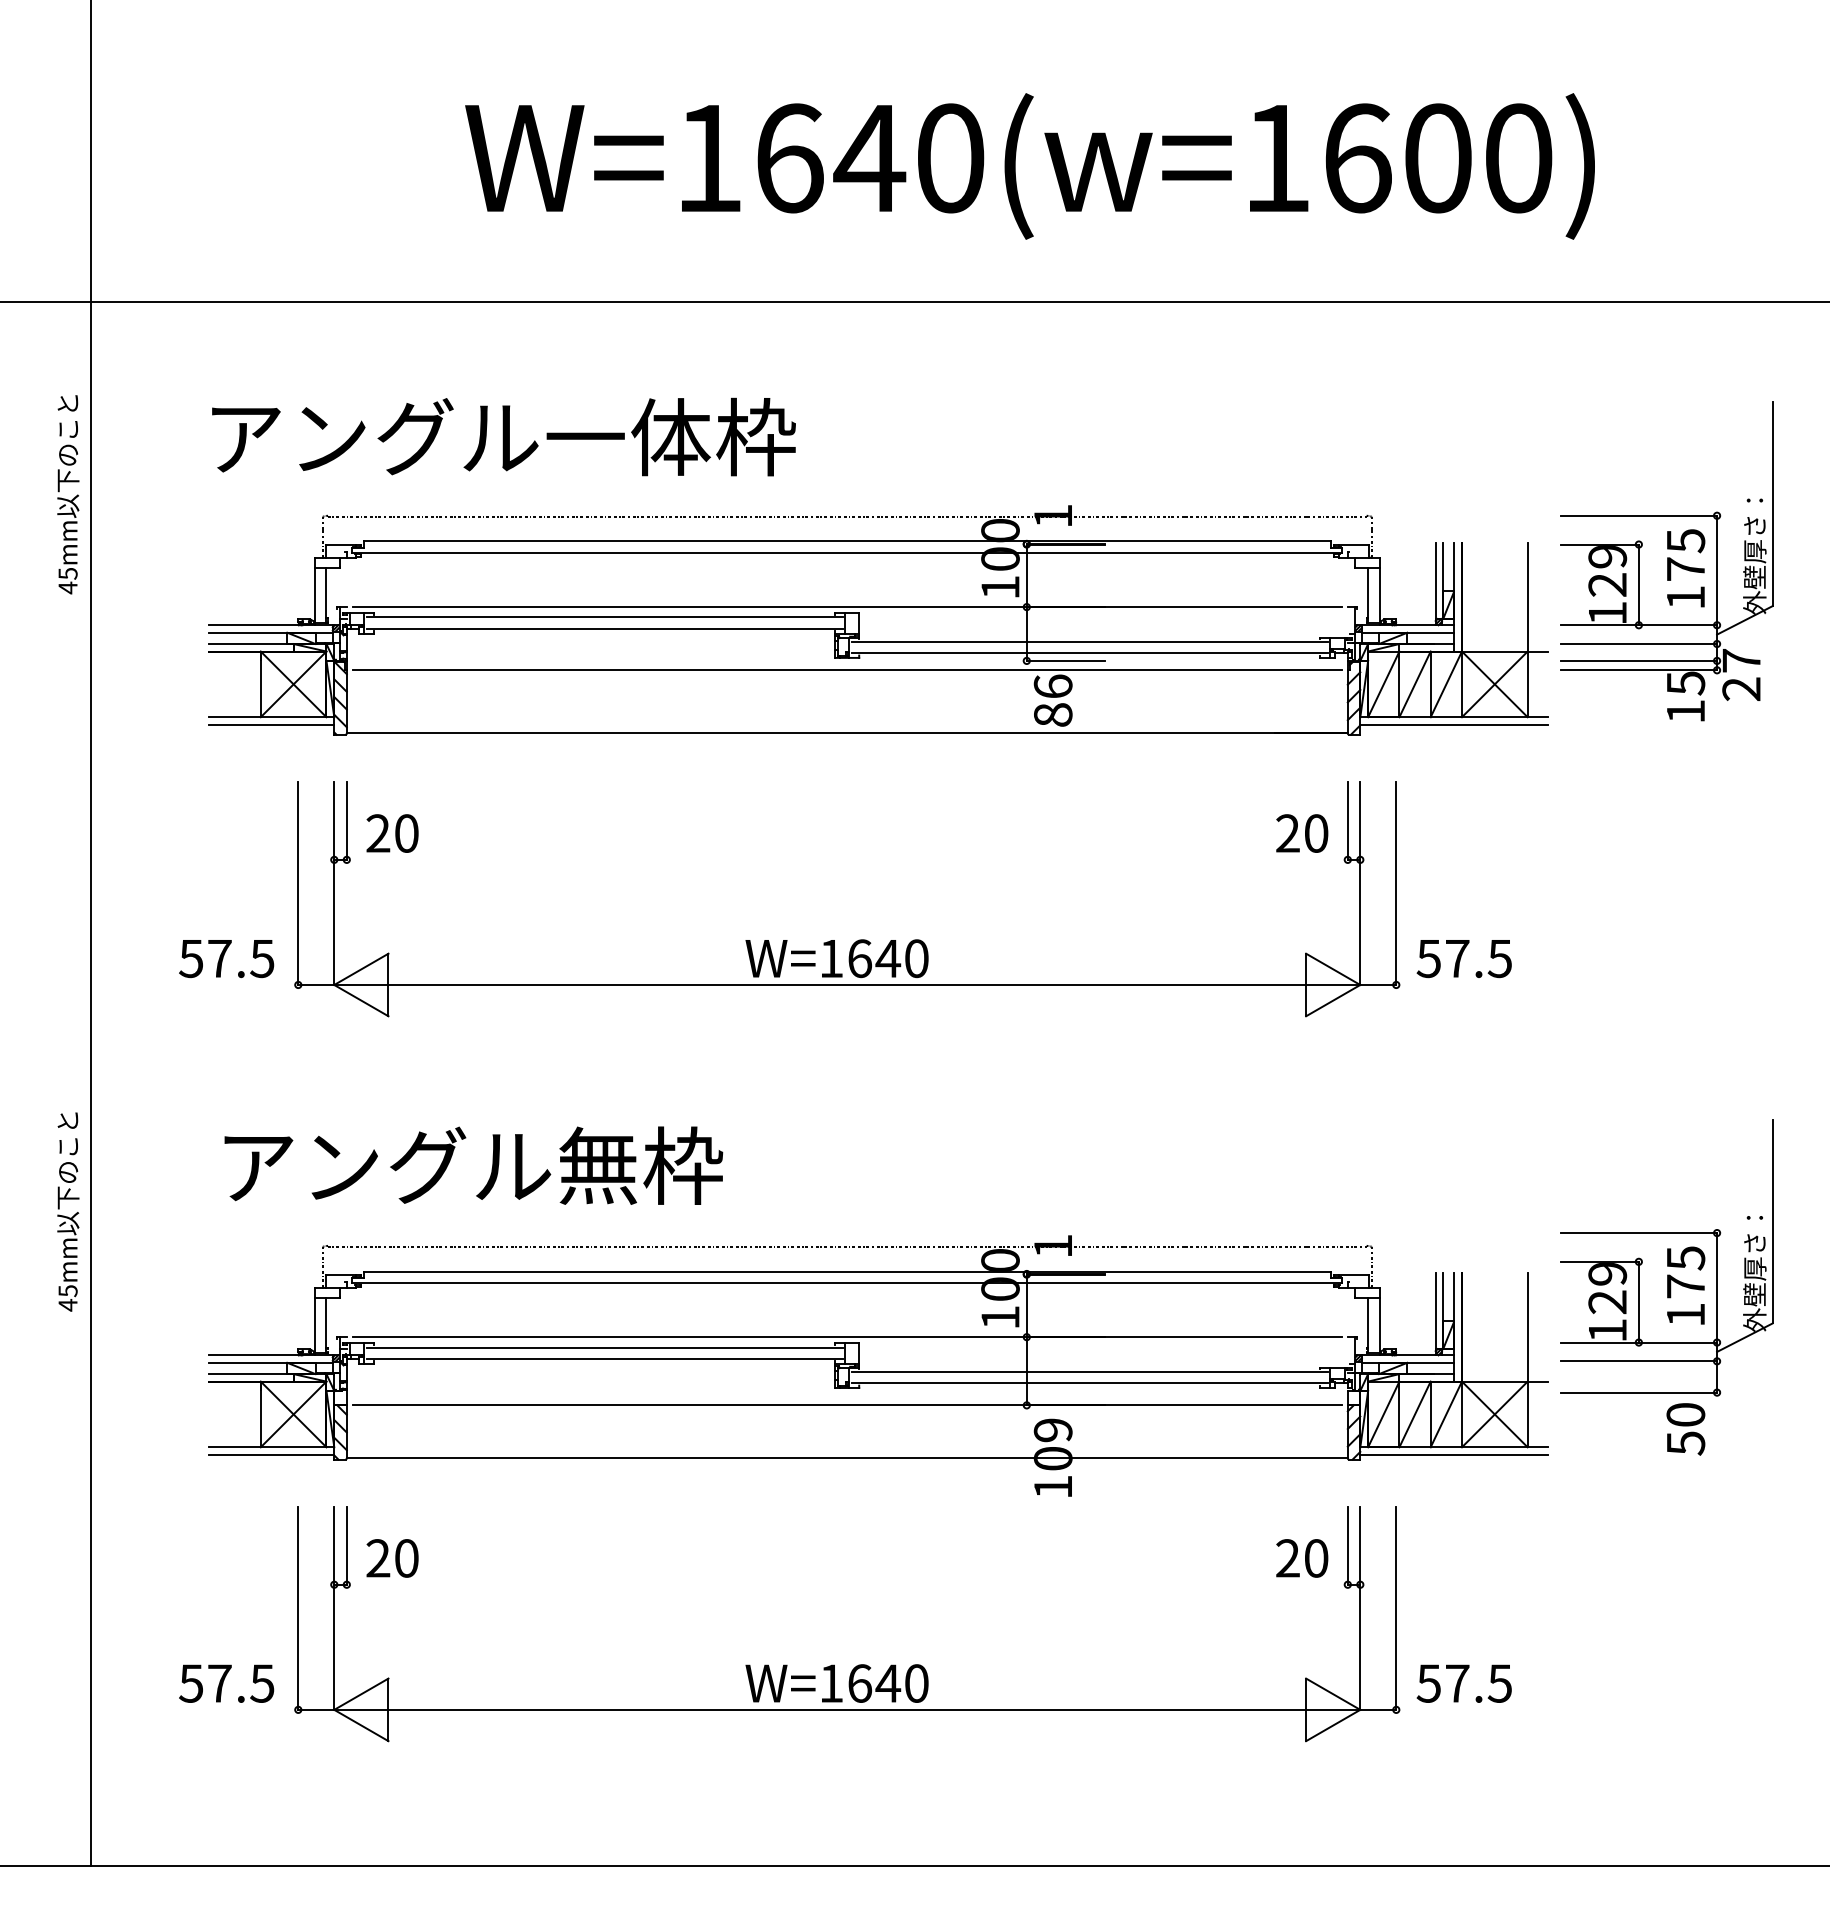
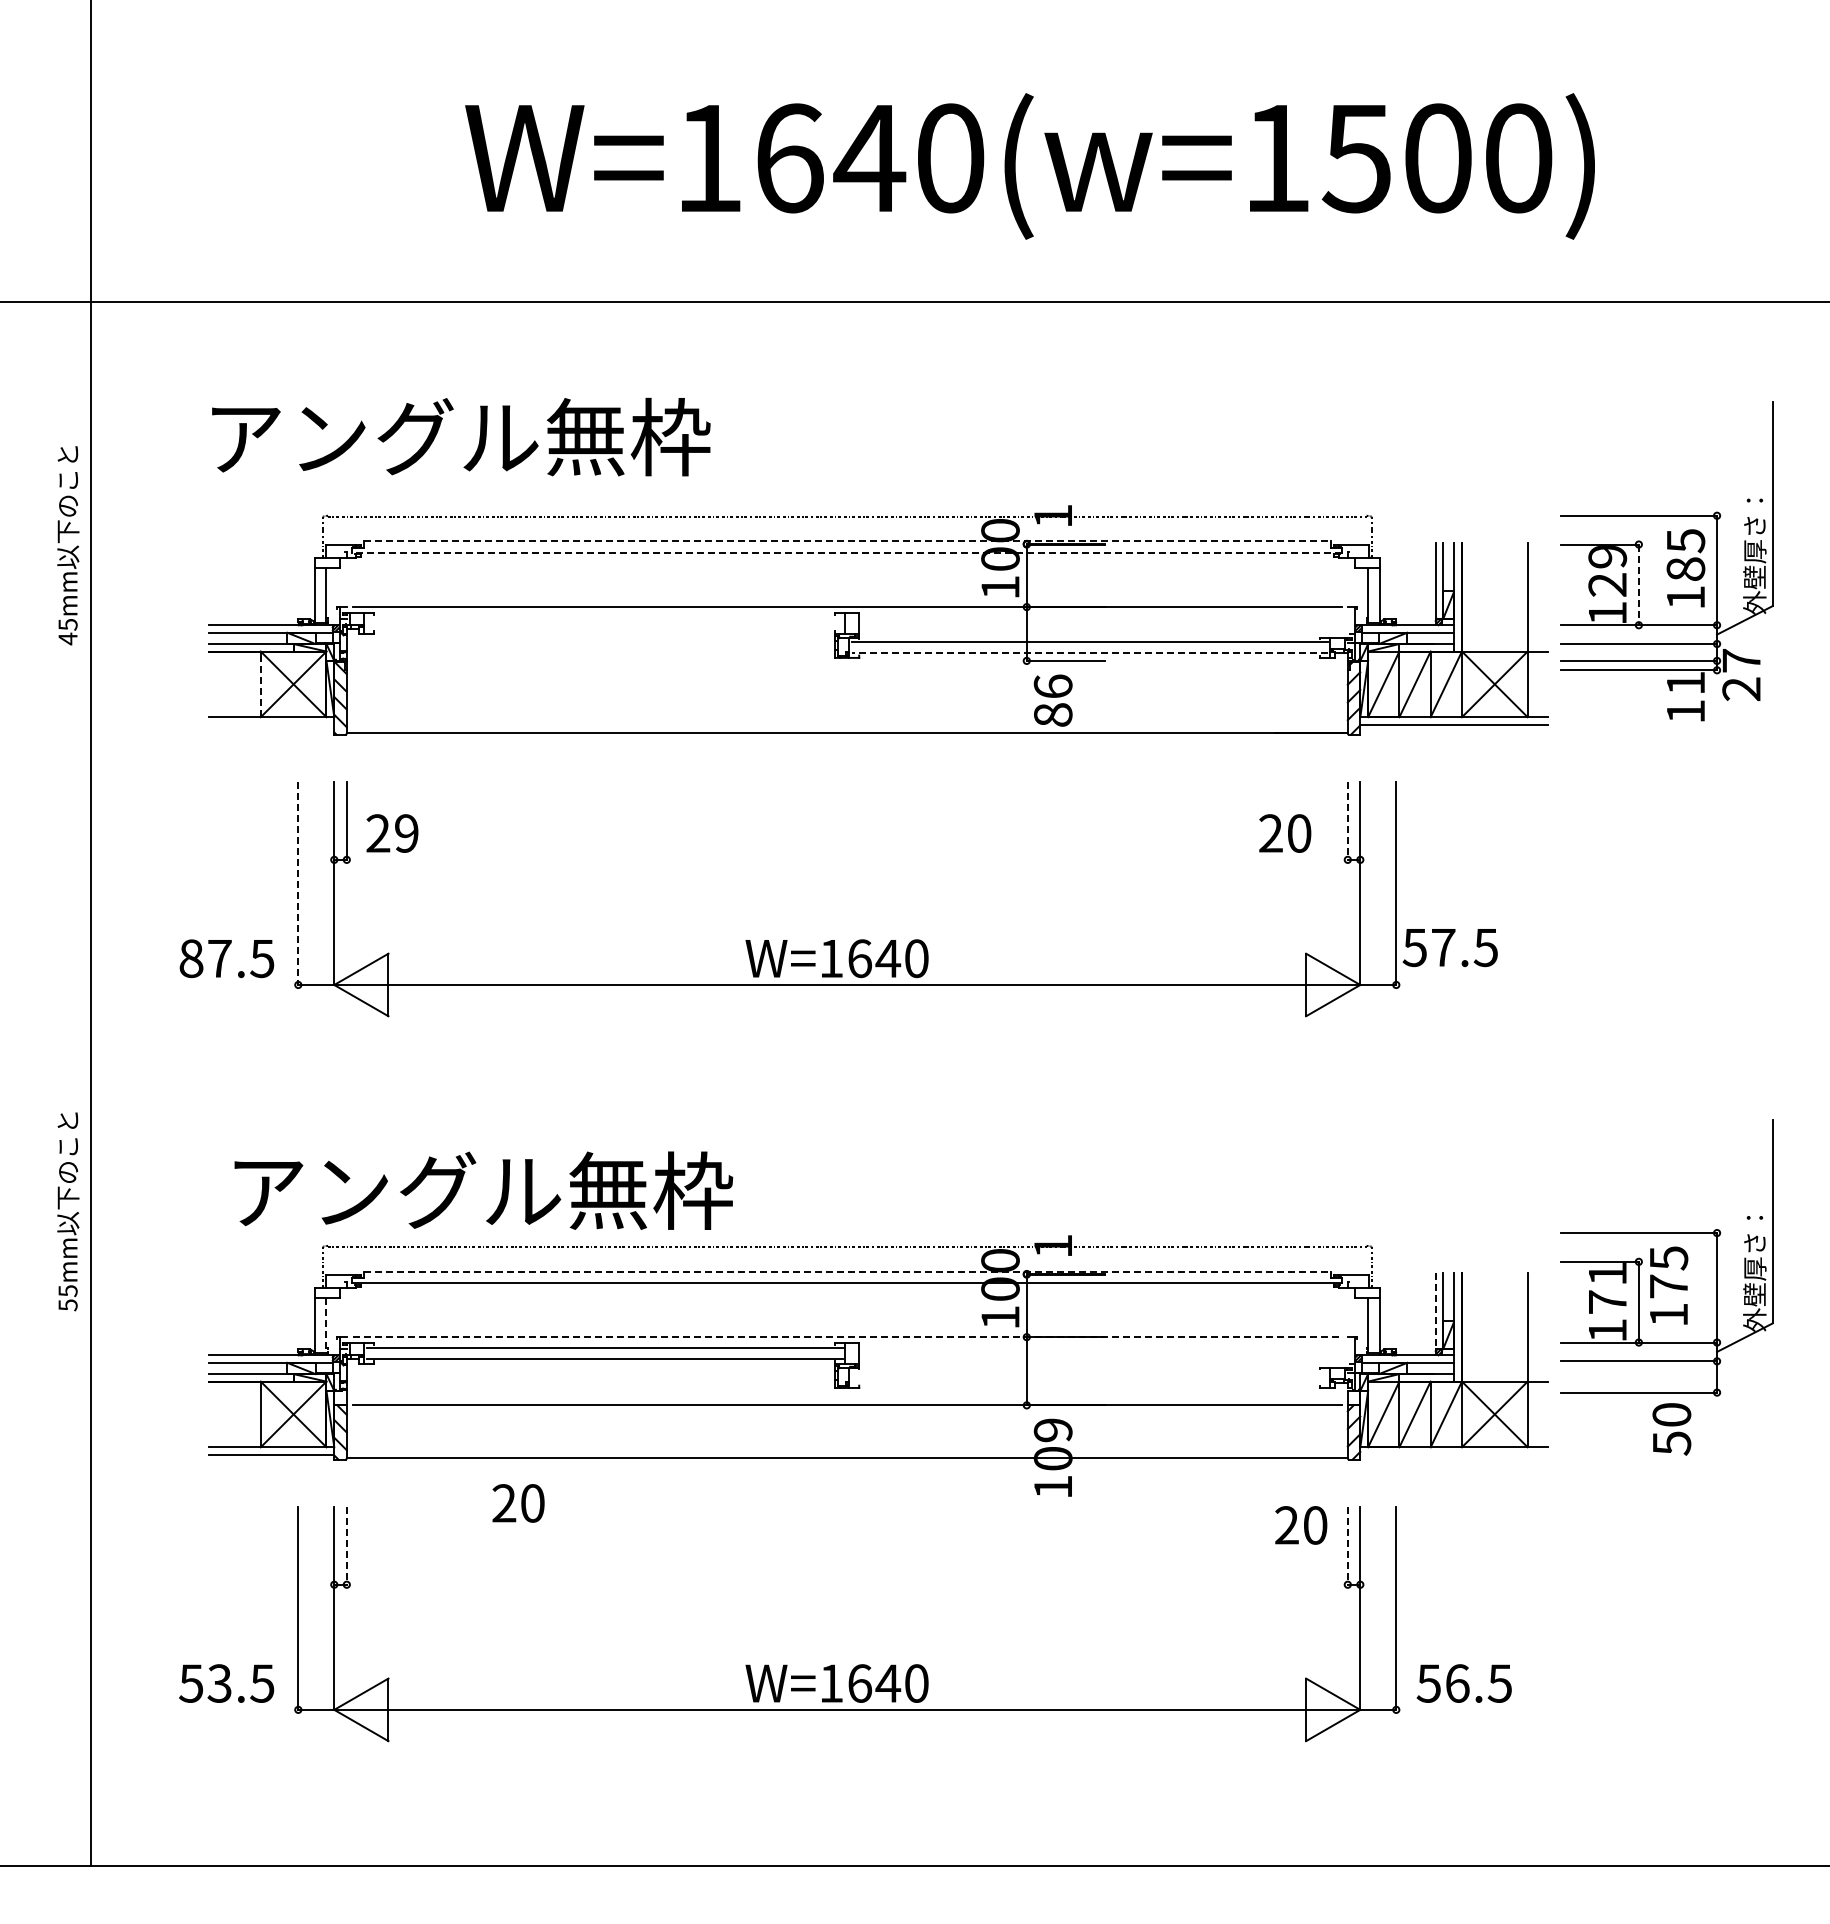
text: W=1640(w=1600) -> W=1640(w=1500) (1356, 158)
text: アングル一体枠 -> アングル無枠 (670, 436)
text position: (68, 494) -> (68, 545) (68, 545)
line: solid -> dashed (847, 541)
line: solid -> dashed (847, 553)
text: 175 -> 185 (1685, 568)
line: solid -> dashed (1638, 585)
line: present -> none (604, 617)
line: present -> none (604, 628)
line: solid -> dashed (1089, 653)
line: present -> none (847, 670)
text: 15 -> 11 (1686, 683)
line: solid -> dashed (260, 686)
line: present -> none (271, 725)
line: solid -> dashed (1347, 821)
text: 20 -> 29 (406, 833)
text position: (1302, 833) -> (1285, 833) (1285, 833)
line: solid -> dashed (298, 883)
text: 57.5 -> 87.5 (191, 958)
text position: (1463, 959) -> (1449, 948) (1449, 948)
text position: (473, 1165) -> (483, 1190) (483, 1190)
line: solid -> dashed (847, 1271)
text position: (1686, 1285) -> (1669, 1285) (1669, 1285)
text: 129 -> 171 (1607, 1288)
text: 45mm -> 55mm (67, 1305)
line: solid -> dashed (1435, 1311)
line: solid -> dashed (326, 1325)
line: solid -> dashed (847, 1337)
line: present -> none (1089, 1371)
line: present -> none (1089, 1383)
text position: (1685, 1429) -> (1671, 1429) (1671, 1429)
line: present -> none (1454, 1455)
line: solid -> dashed (346, 1546)
line: solid -> dashed (1347, 1546)
text position: (392, 1558) -> (518, 1503) (518, 1503)
text position: (1302, 1558) -> (1301, 1525) (1301, 1525)
text: 57.5 -> 53.5 (219, 1683)
text: 57.5 -> 56.5 (1457, 1683)
